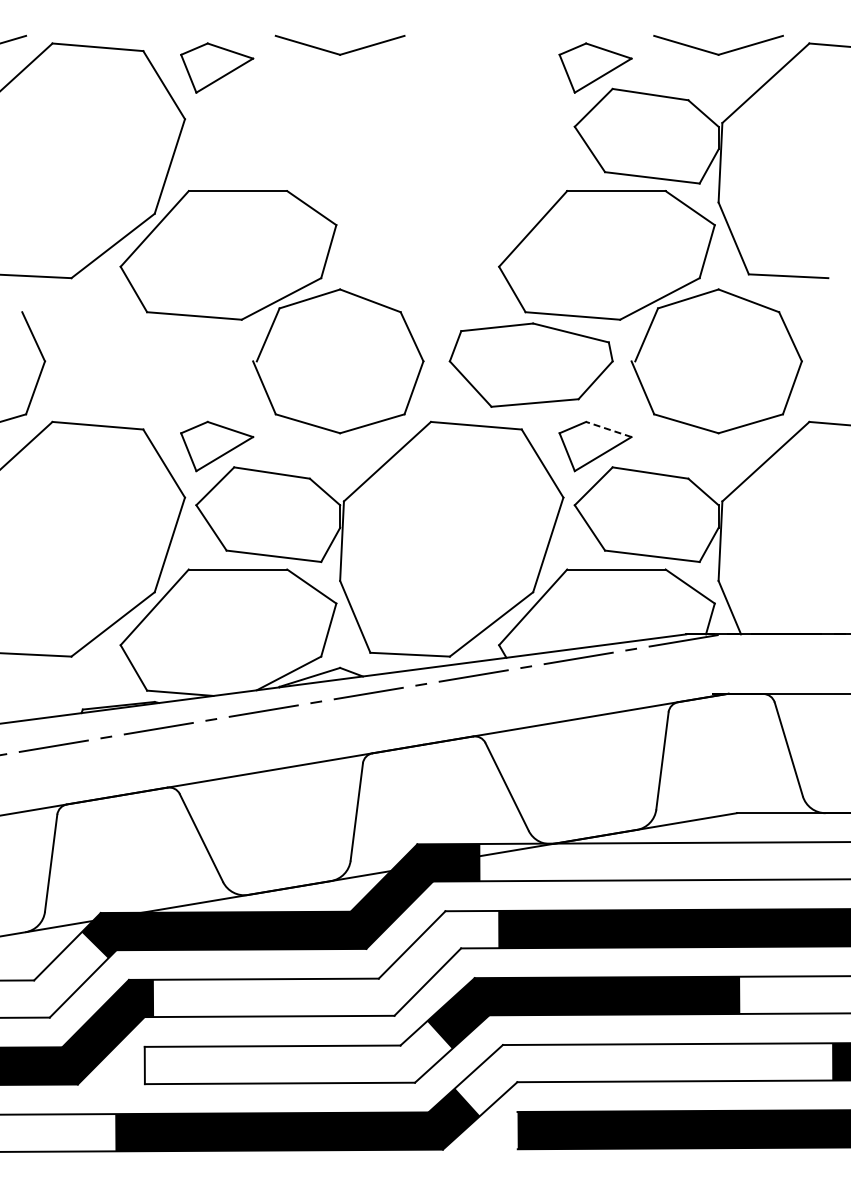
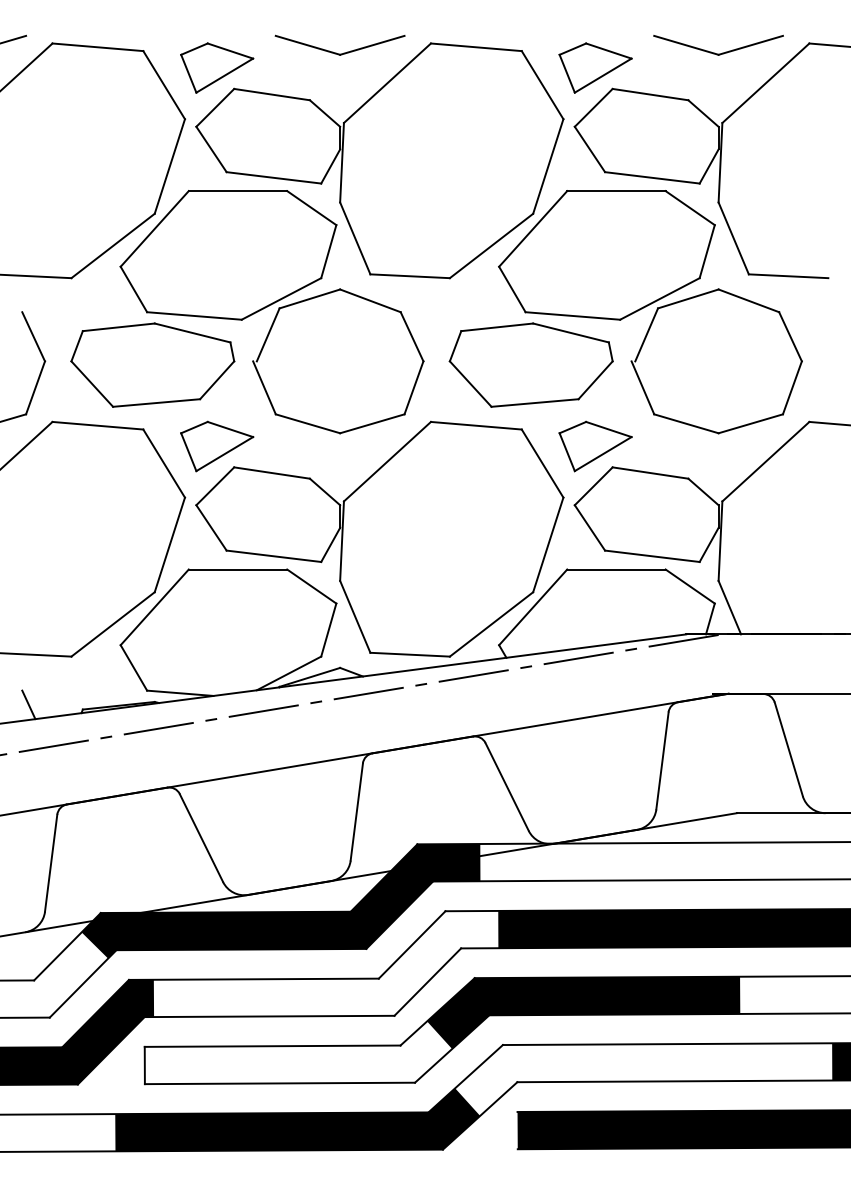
part: none -> present (379, 160)
part: none -> present (152, 364)
line: dashed -> solid (608, 429)
line: none -> present (28, 704)
